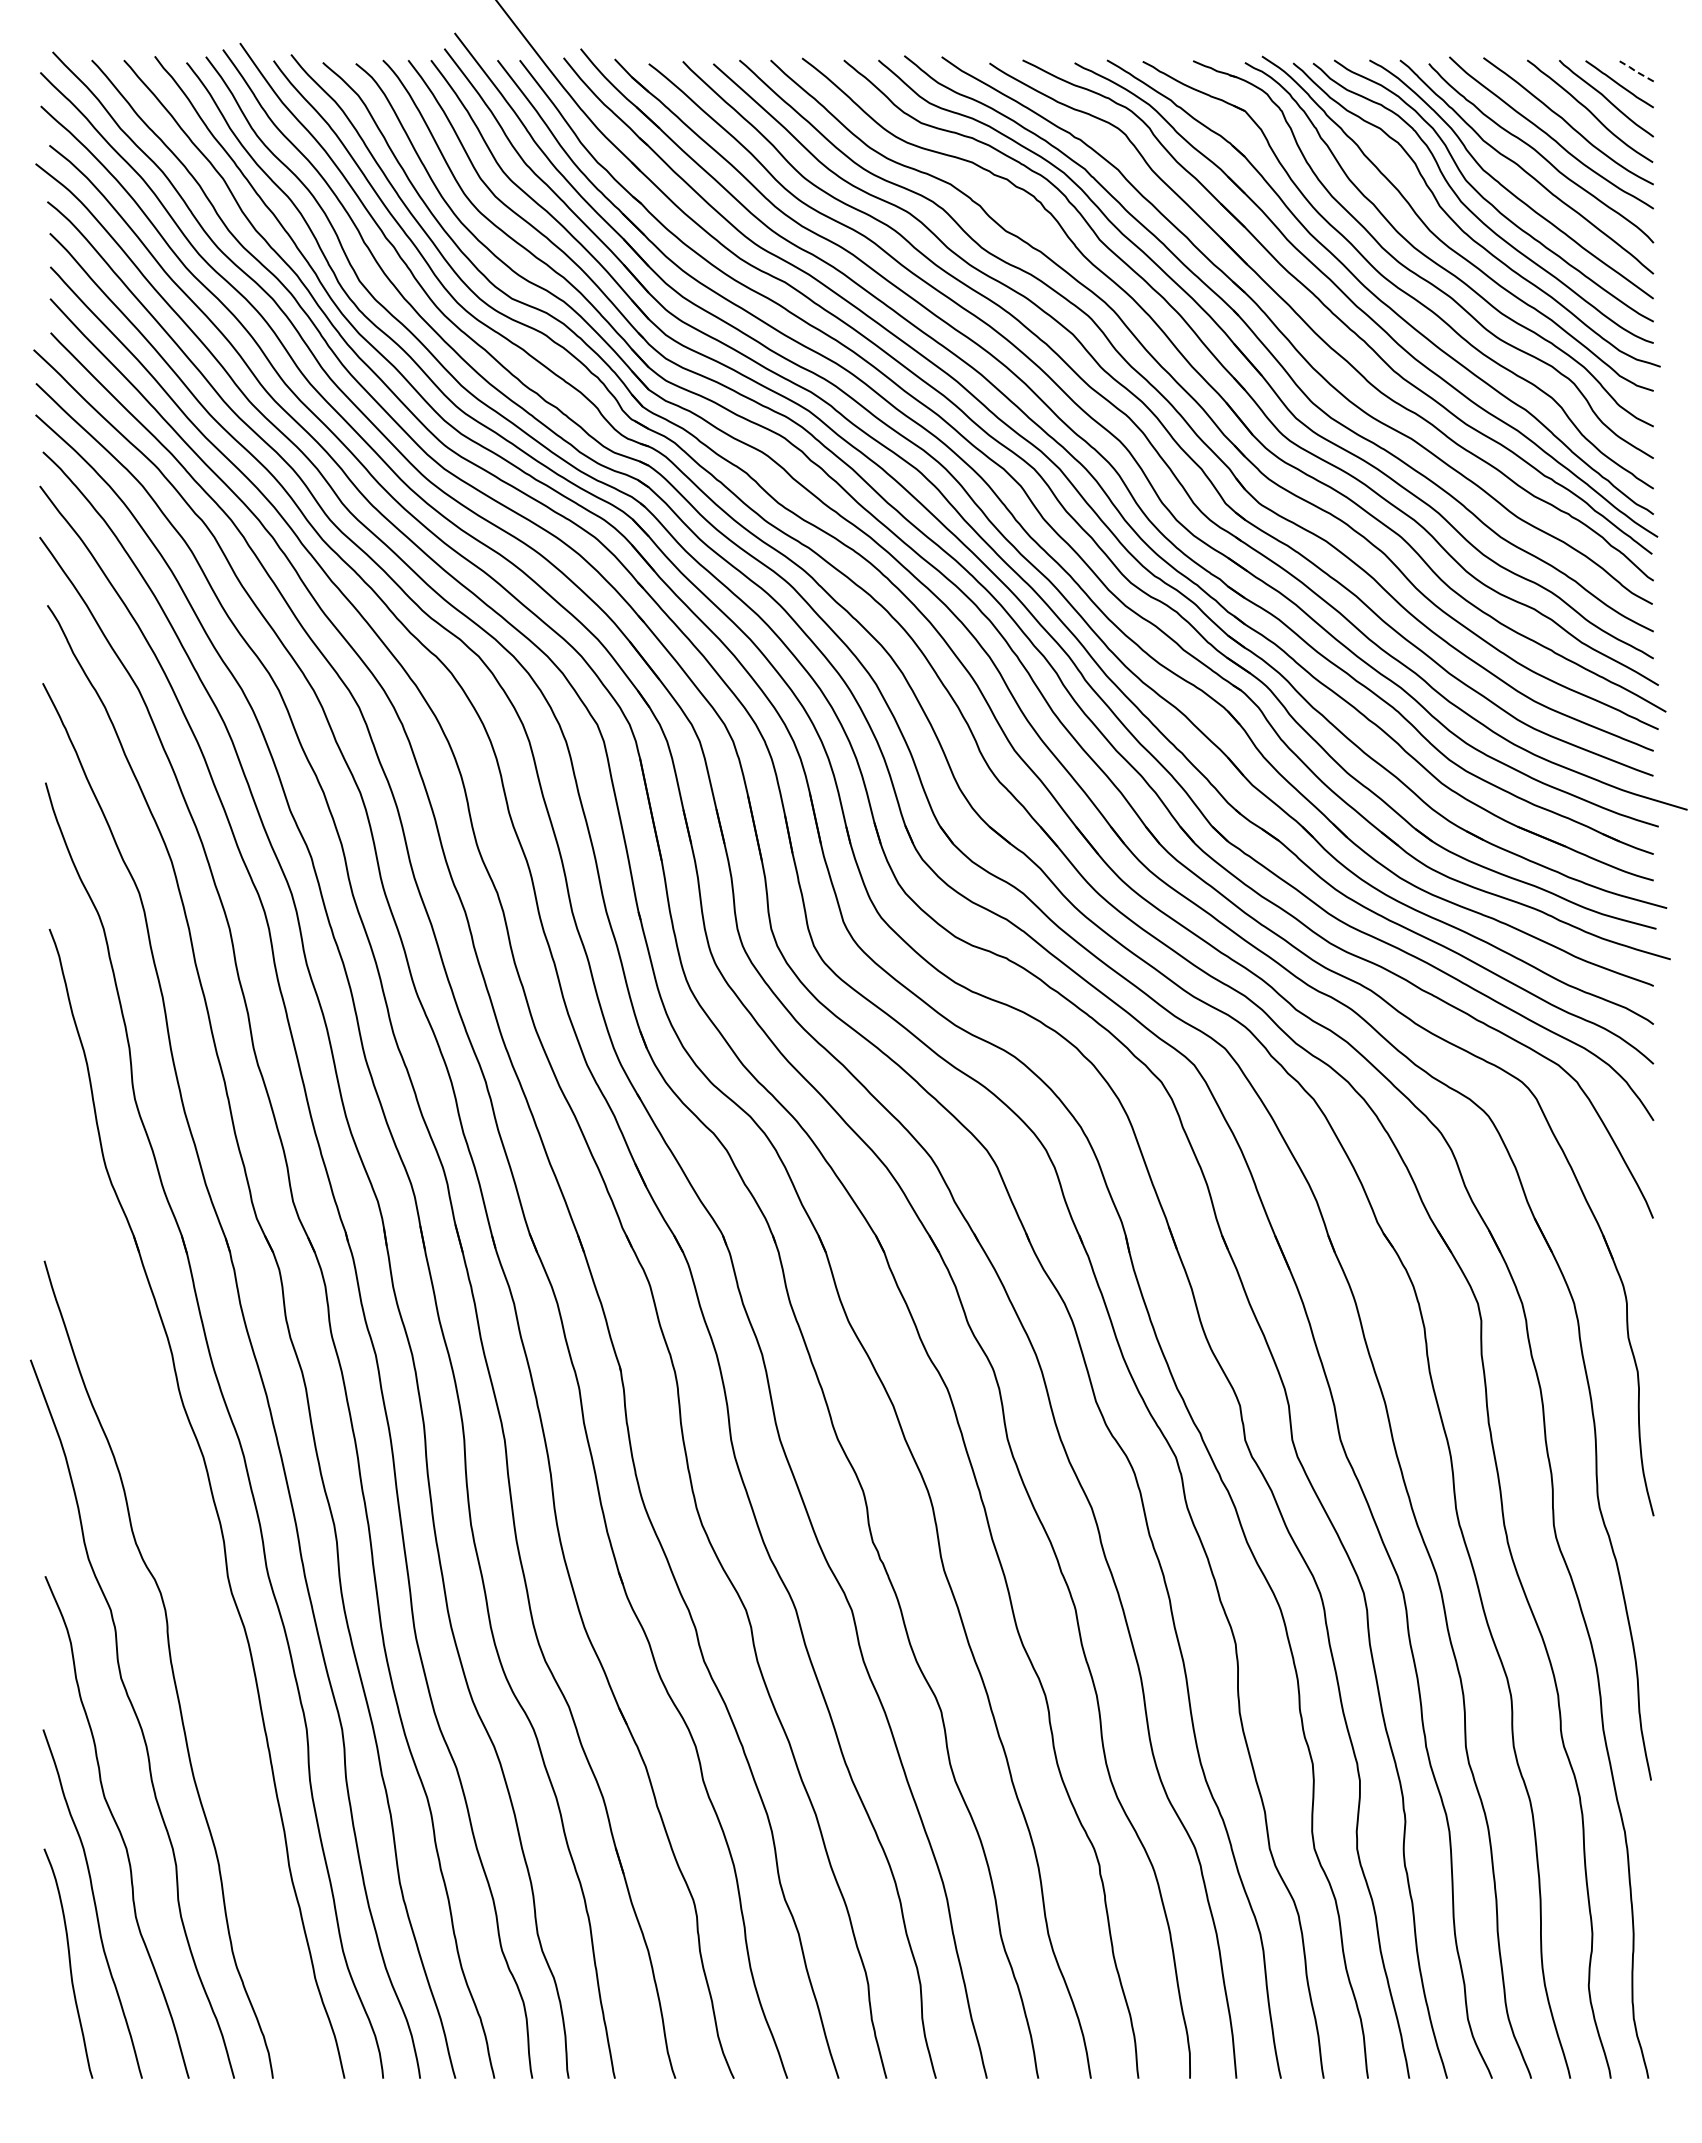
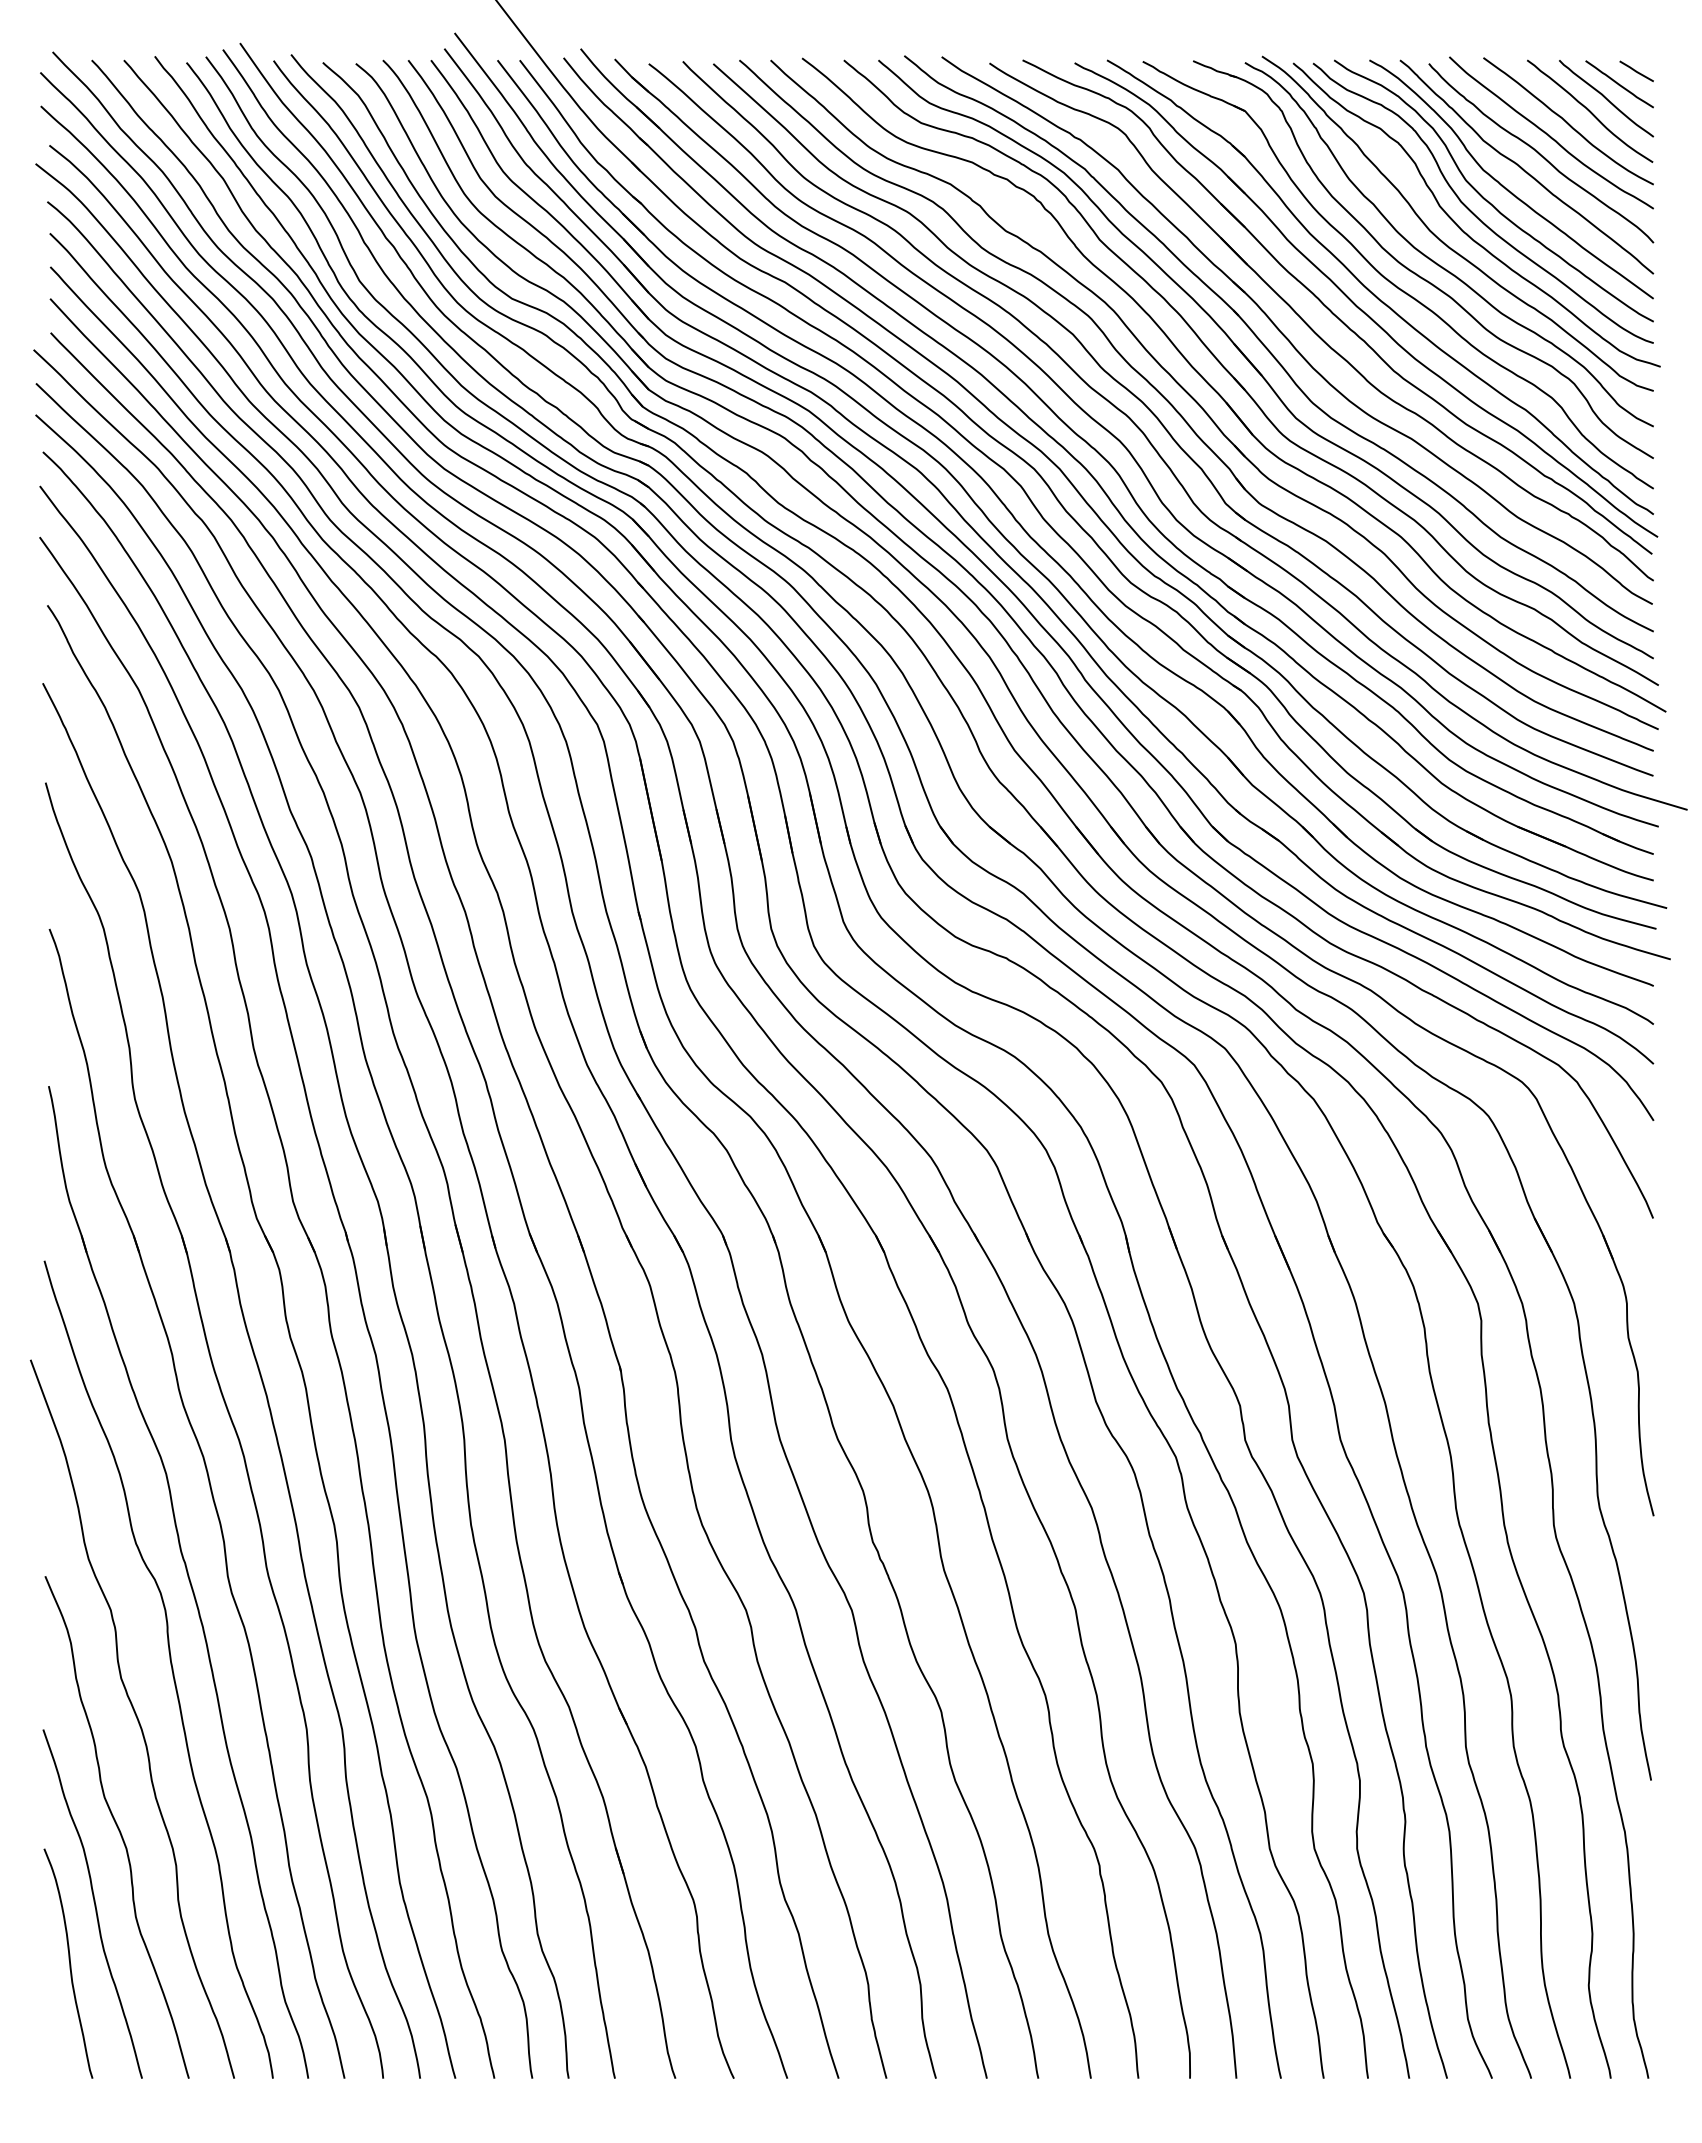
line: dashed -> solid (1635, 71)
part: none -> present (188, 1580)
